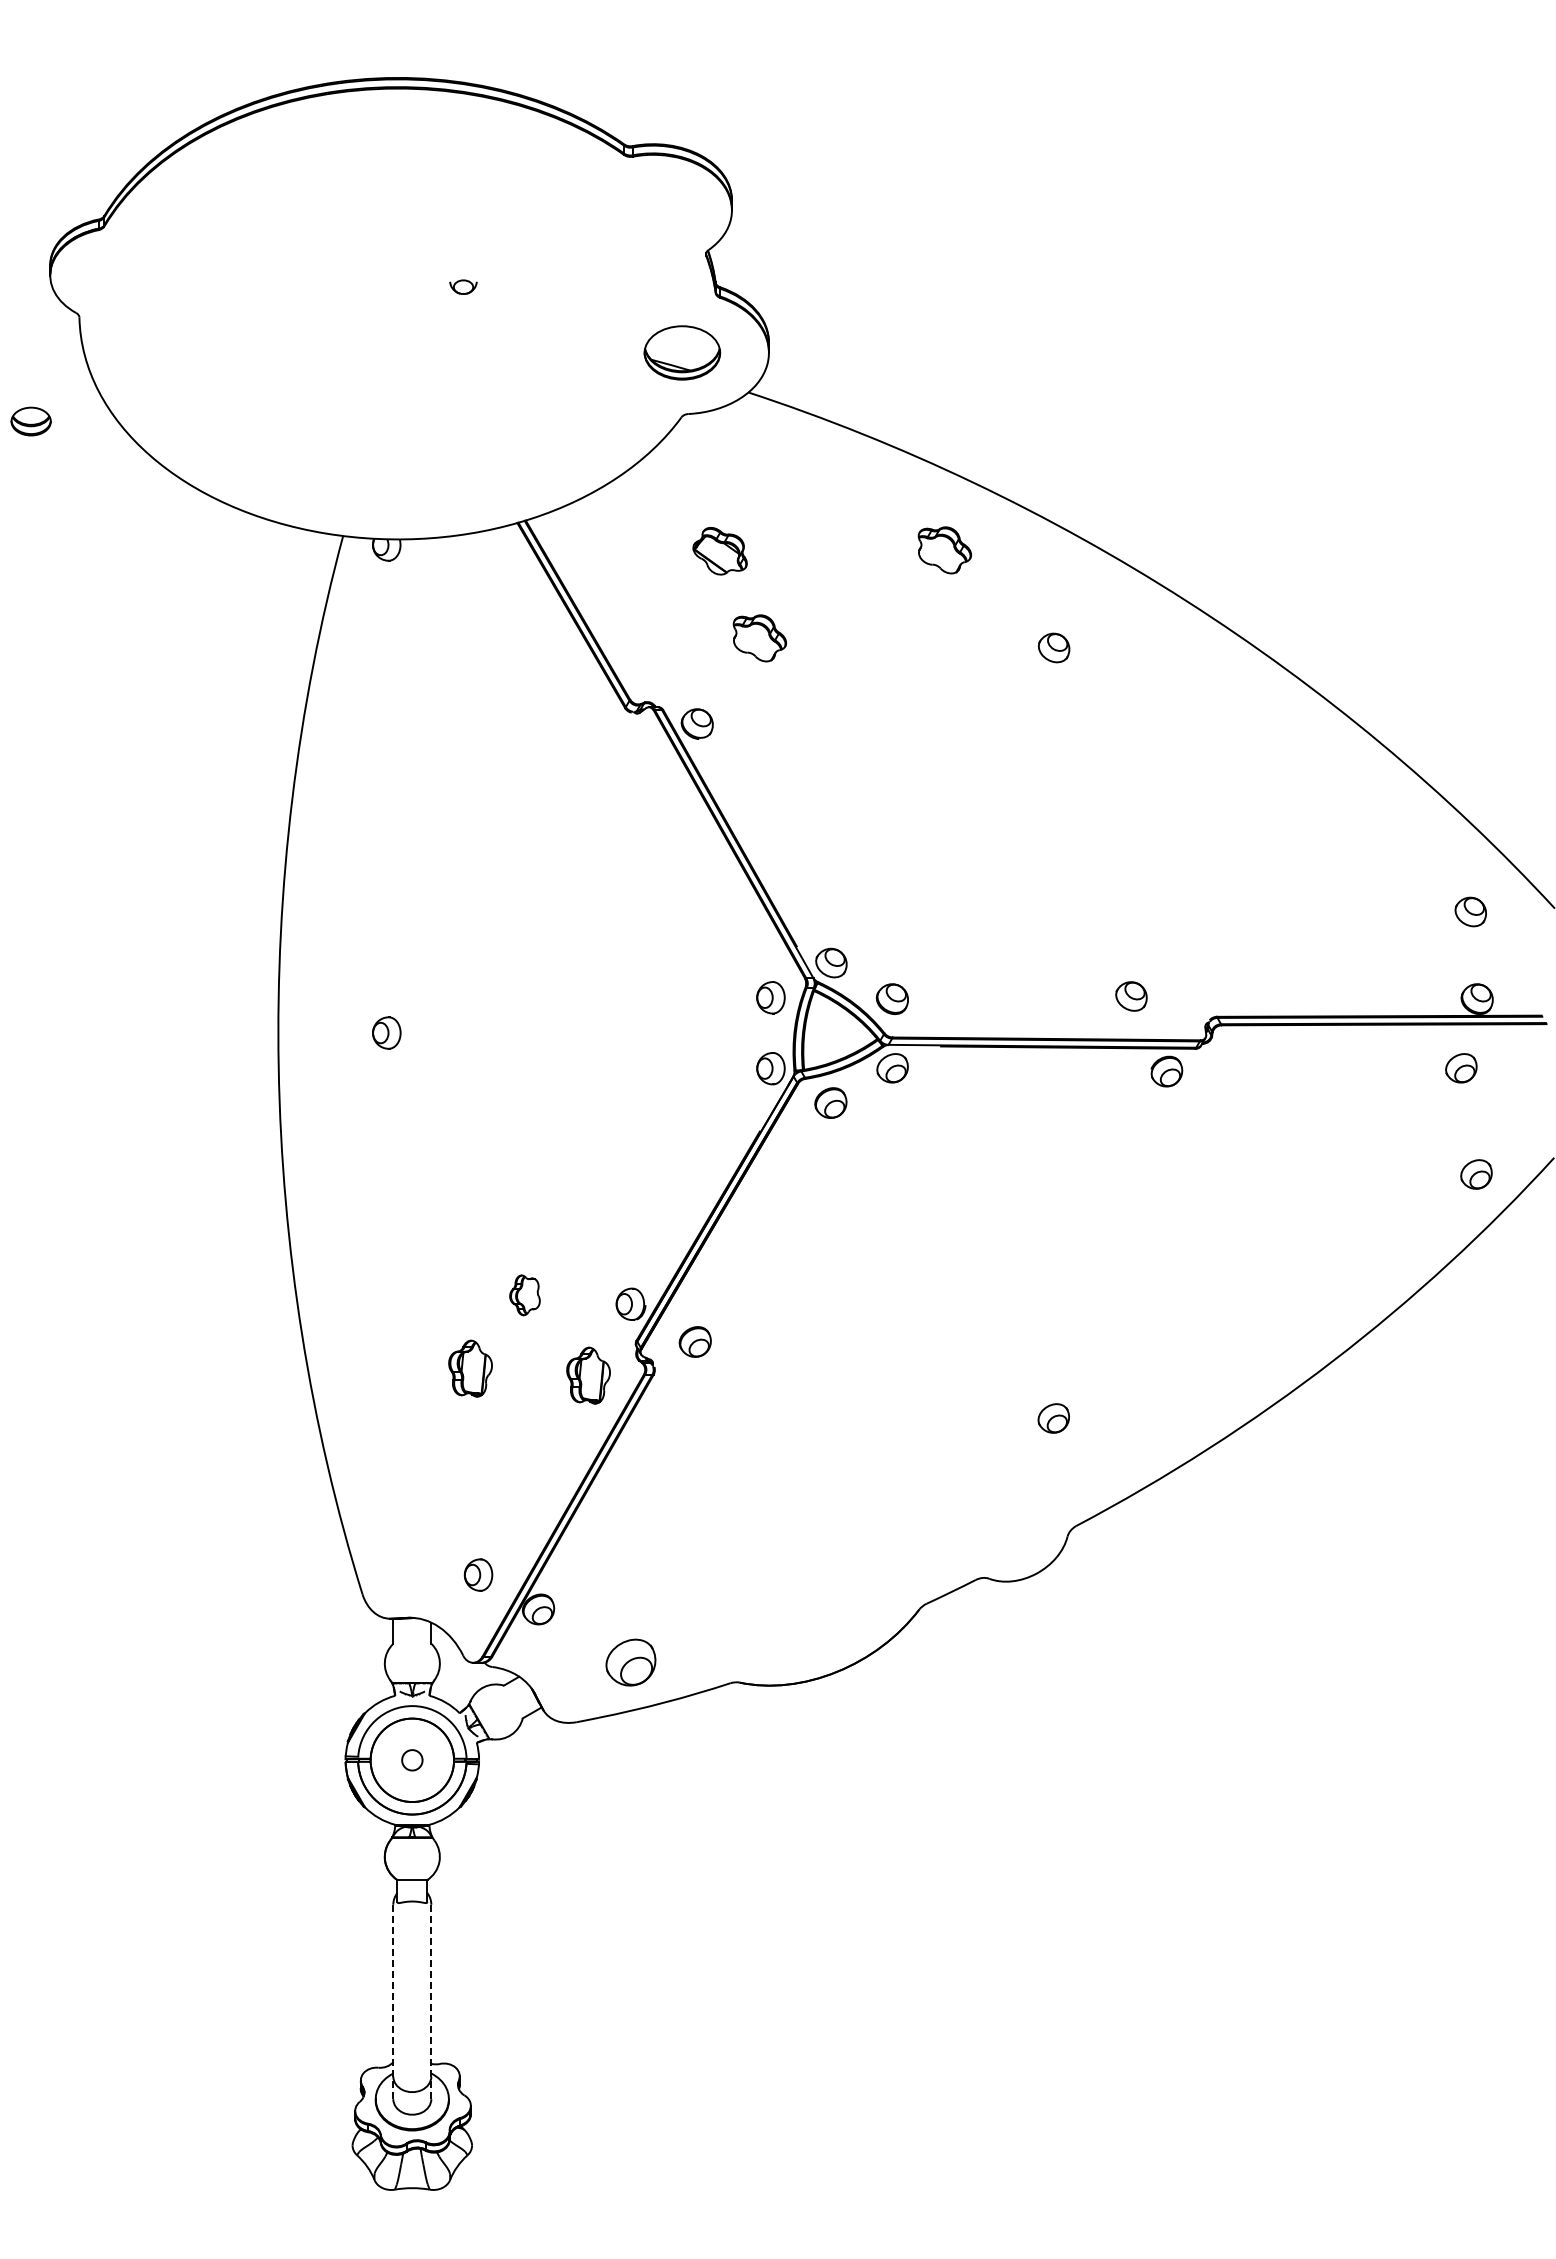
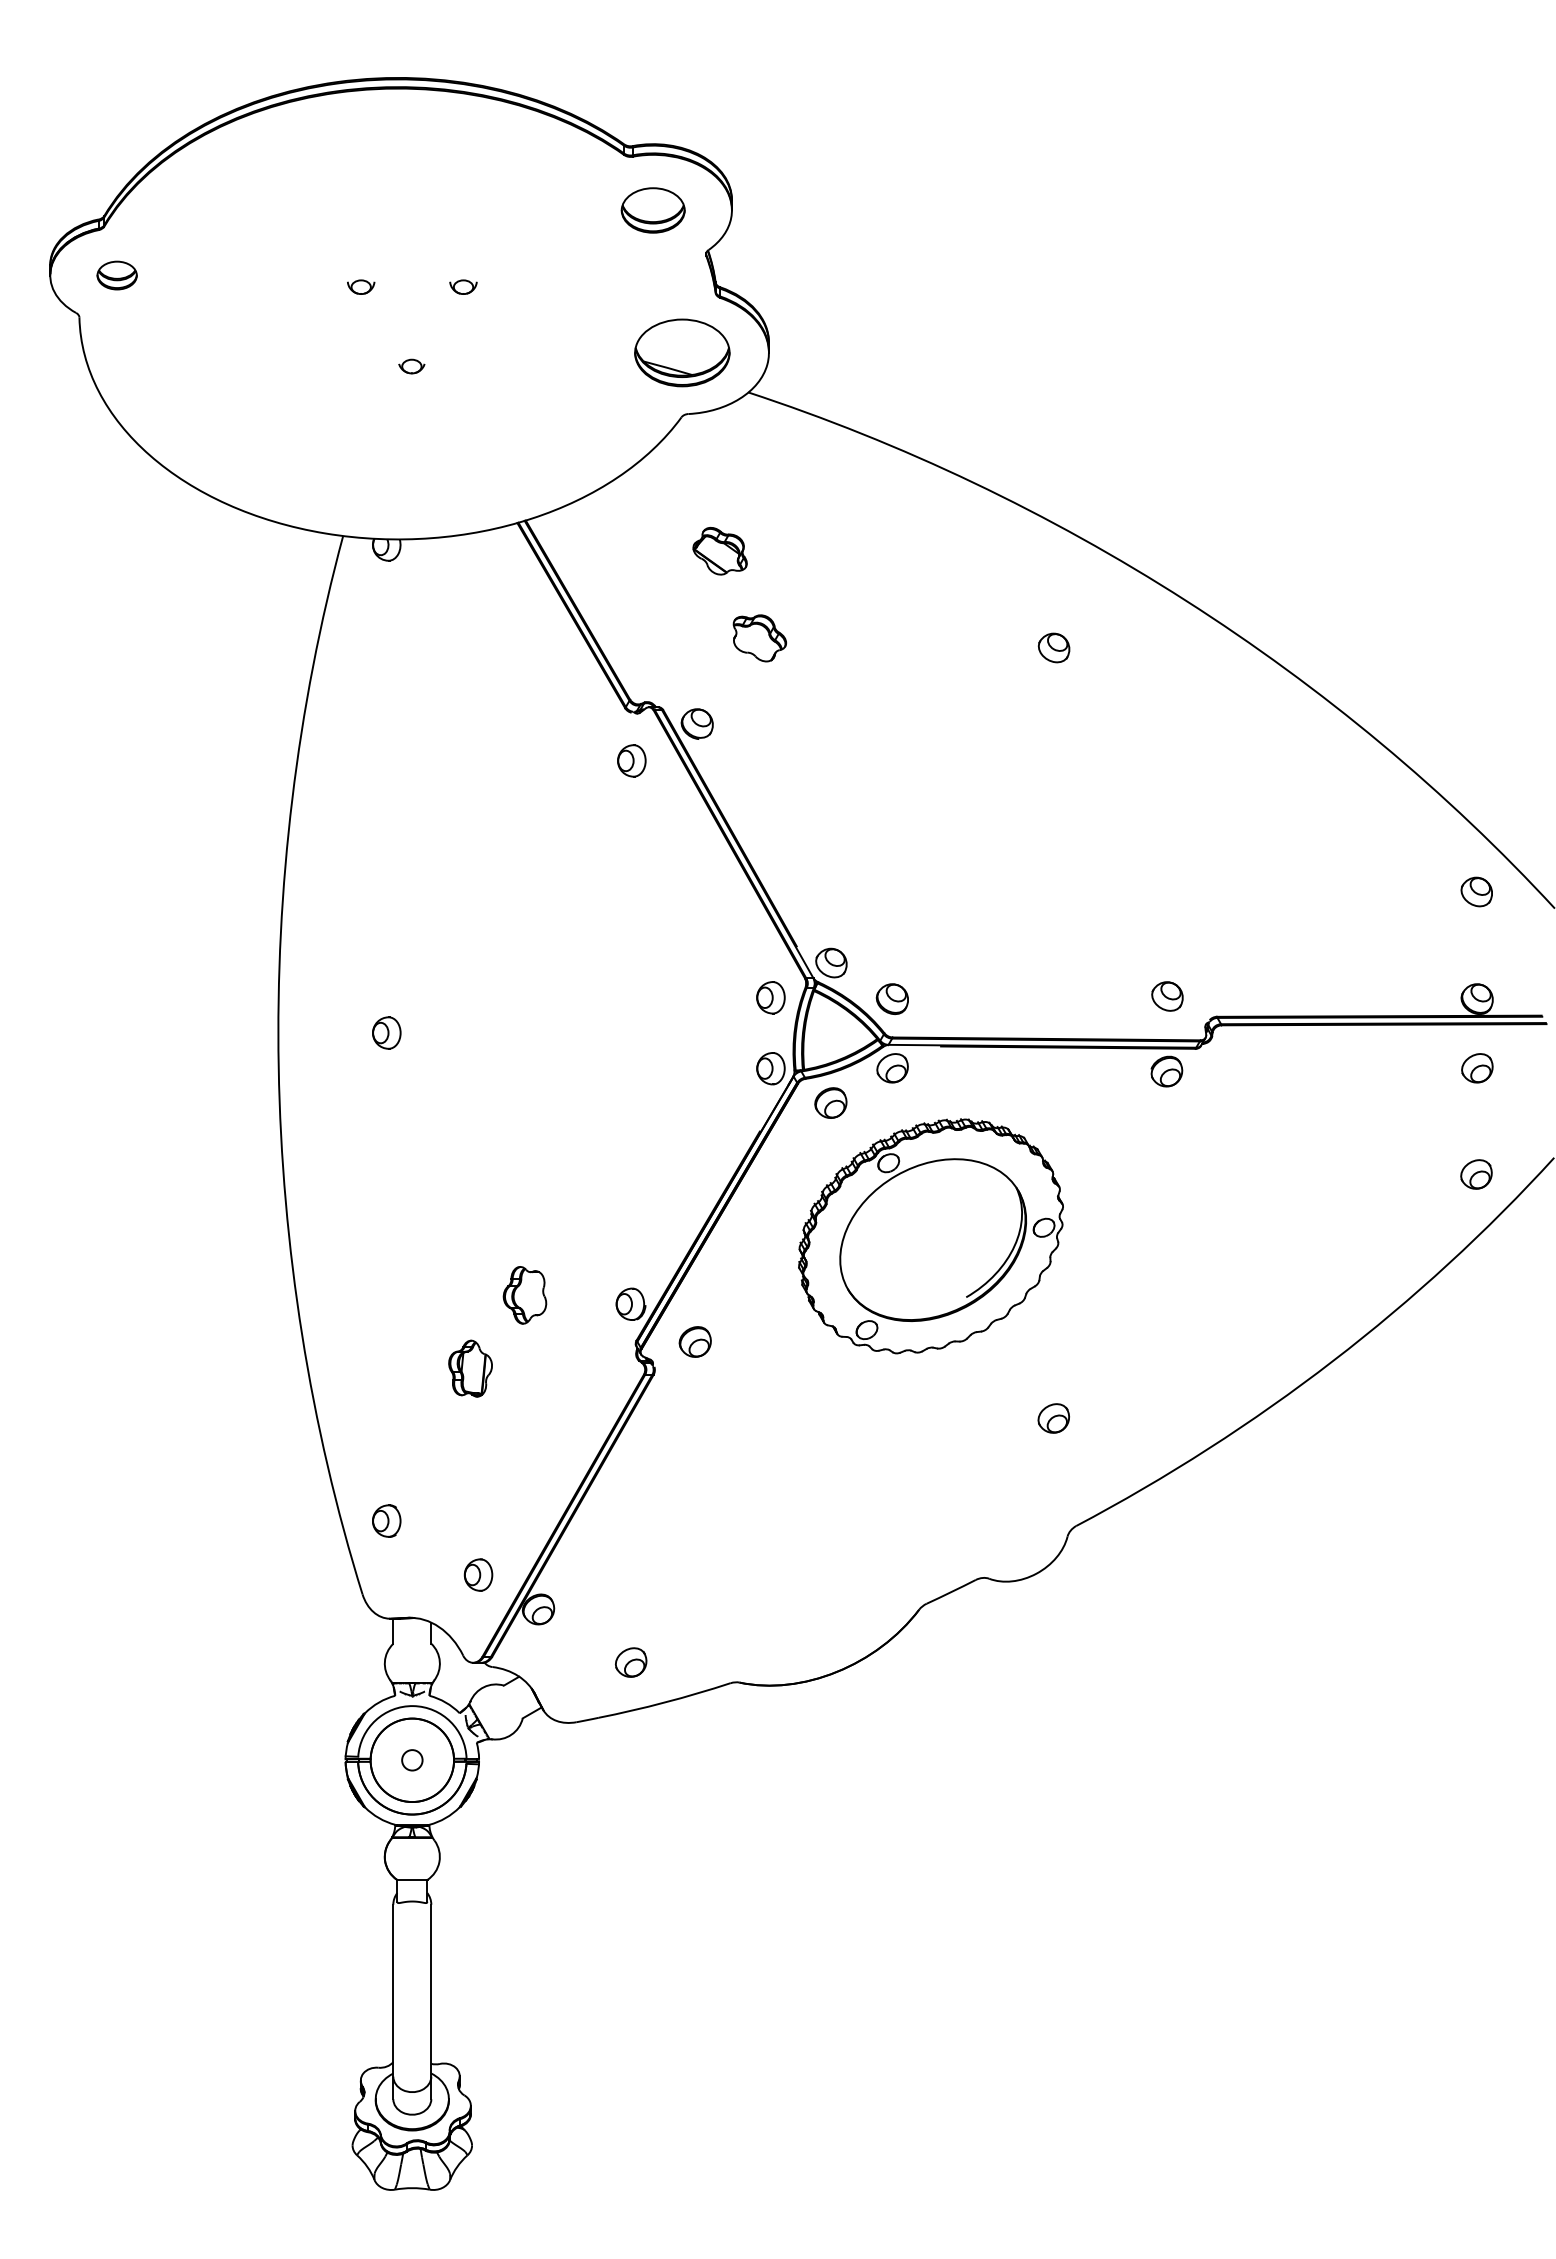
part: none -> present (652, 210)
part: none -> present (361, 286)
part size: 79x56 px -> 97x70 px (682, 352)
part: none -> present (411, 366)
part position: (30, 421) -> (116, 275) (116, 275)
part: present -> none (944, 550)
part: none -> present (631, 760)
part position: (1470, 911) -> (1476, 891) (1476, 891)
part position: (1131, 996) -> (1167, 996) (1167, 996)
part position: (1461, 1068) -> (1477, 1068) (1477, 1068)
part: none -> present (930, 1236)
part size: 32x43 px -> 46x59 px (524, 1295)
part: present -> none (588, 1375)
part: none -> present (386, 1520)
part size: 52x49 px -> 33x31 px (631, 1662)
line: dashed -> solid (393, 2002)
line: dashed -> solid (431, 2002)
